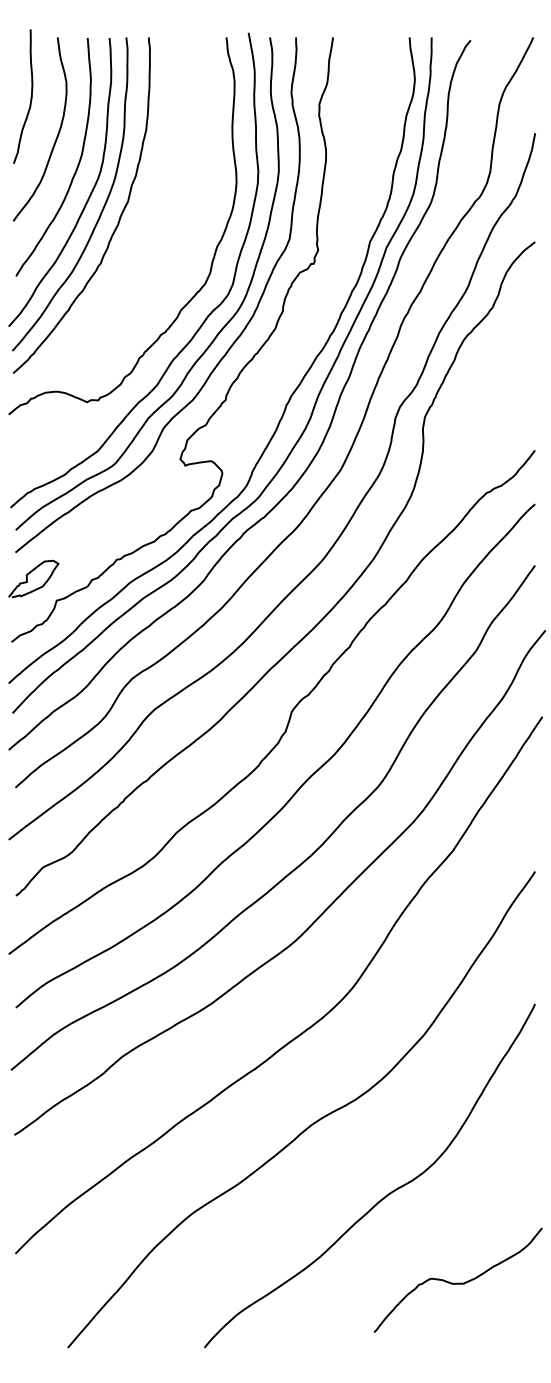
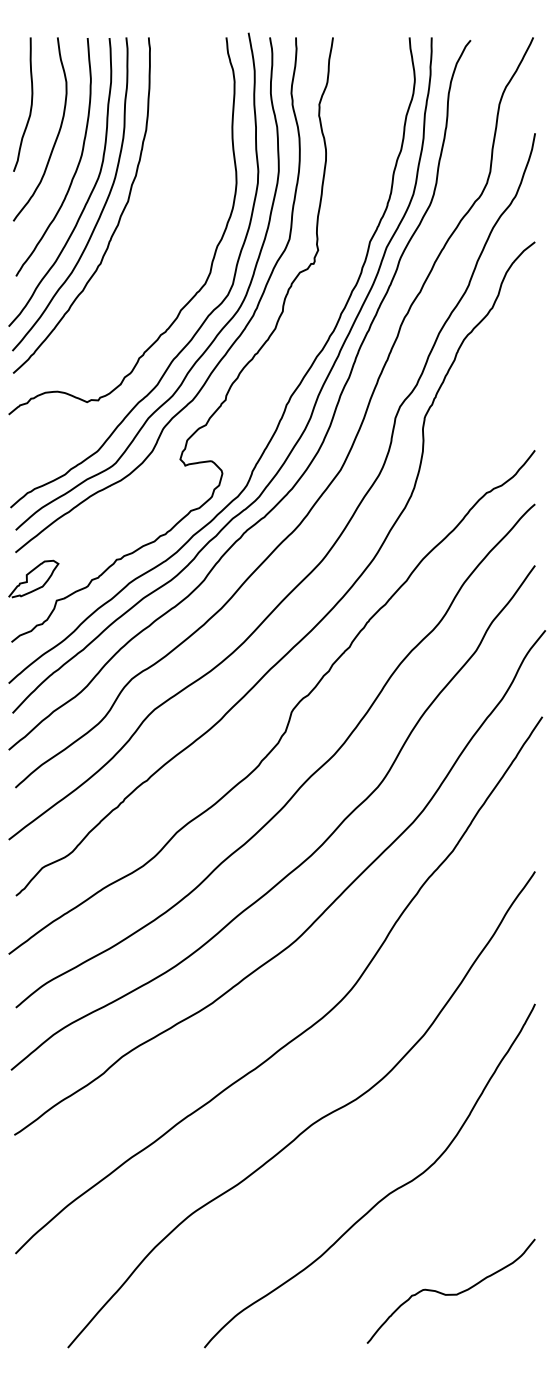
curve position: (30, 96) -> (30, 104) (30, 104)
curve position: (457, 1282) -> (450, 1293) (450, 1293)
